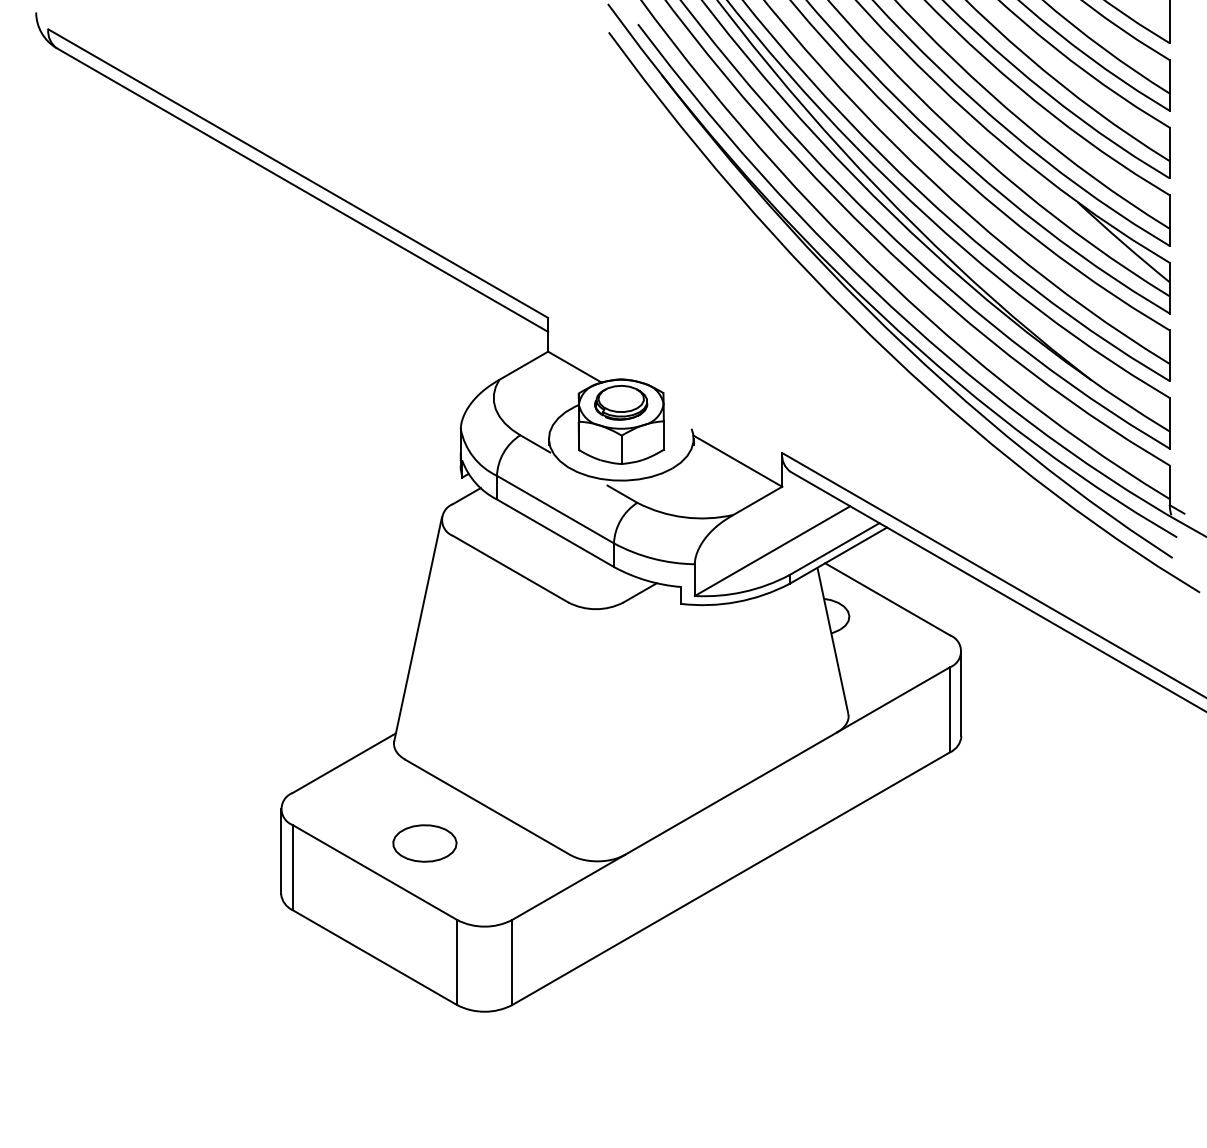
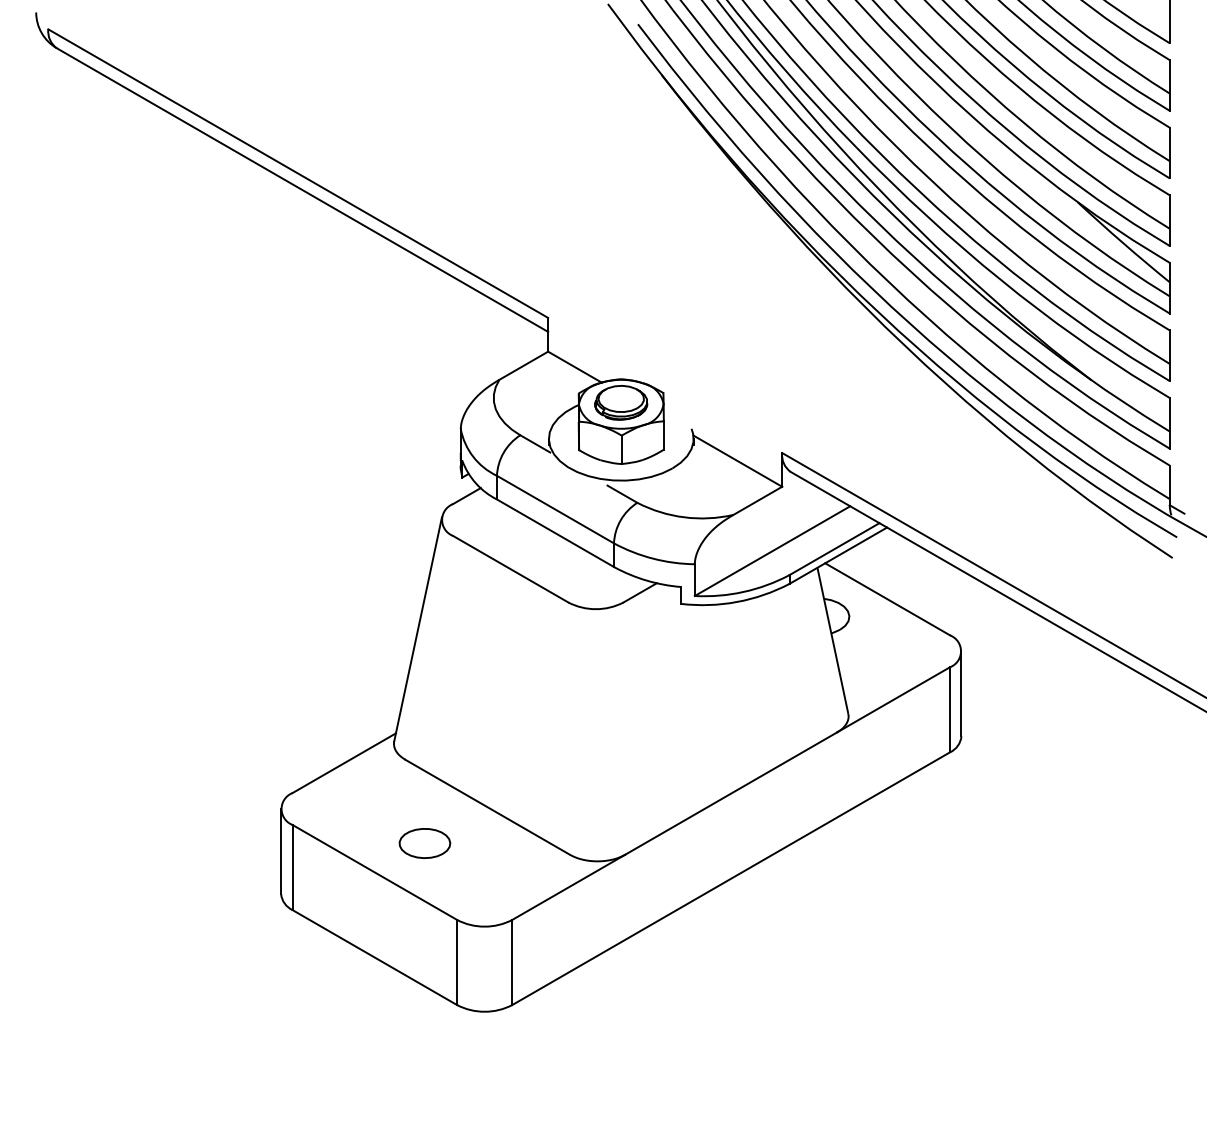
curve: present -> none (876, 339)
part size: 66x39 px -> 54x31 px (424, 843)
